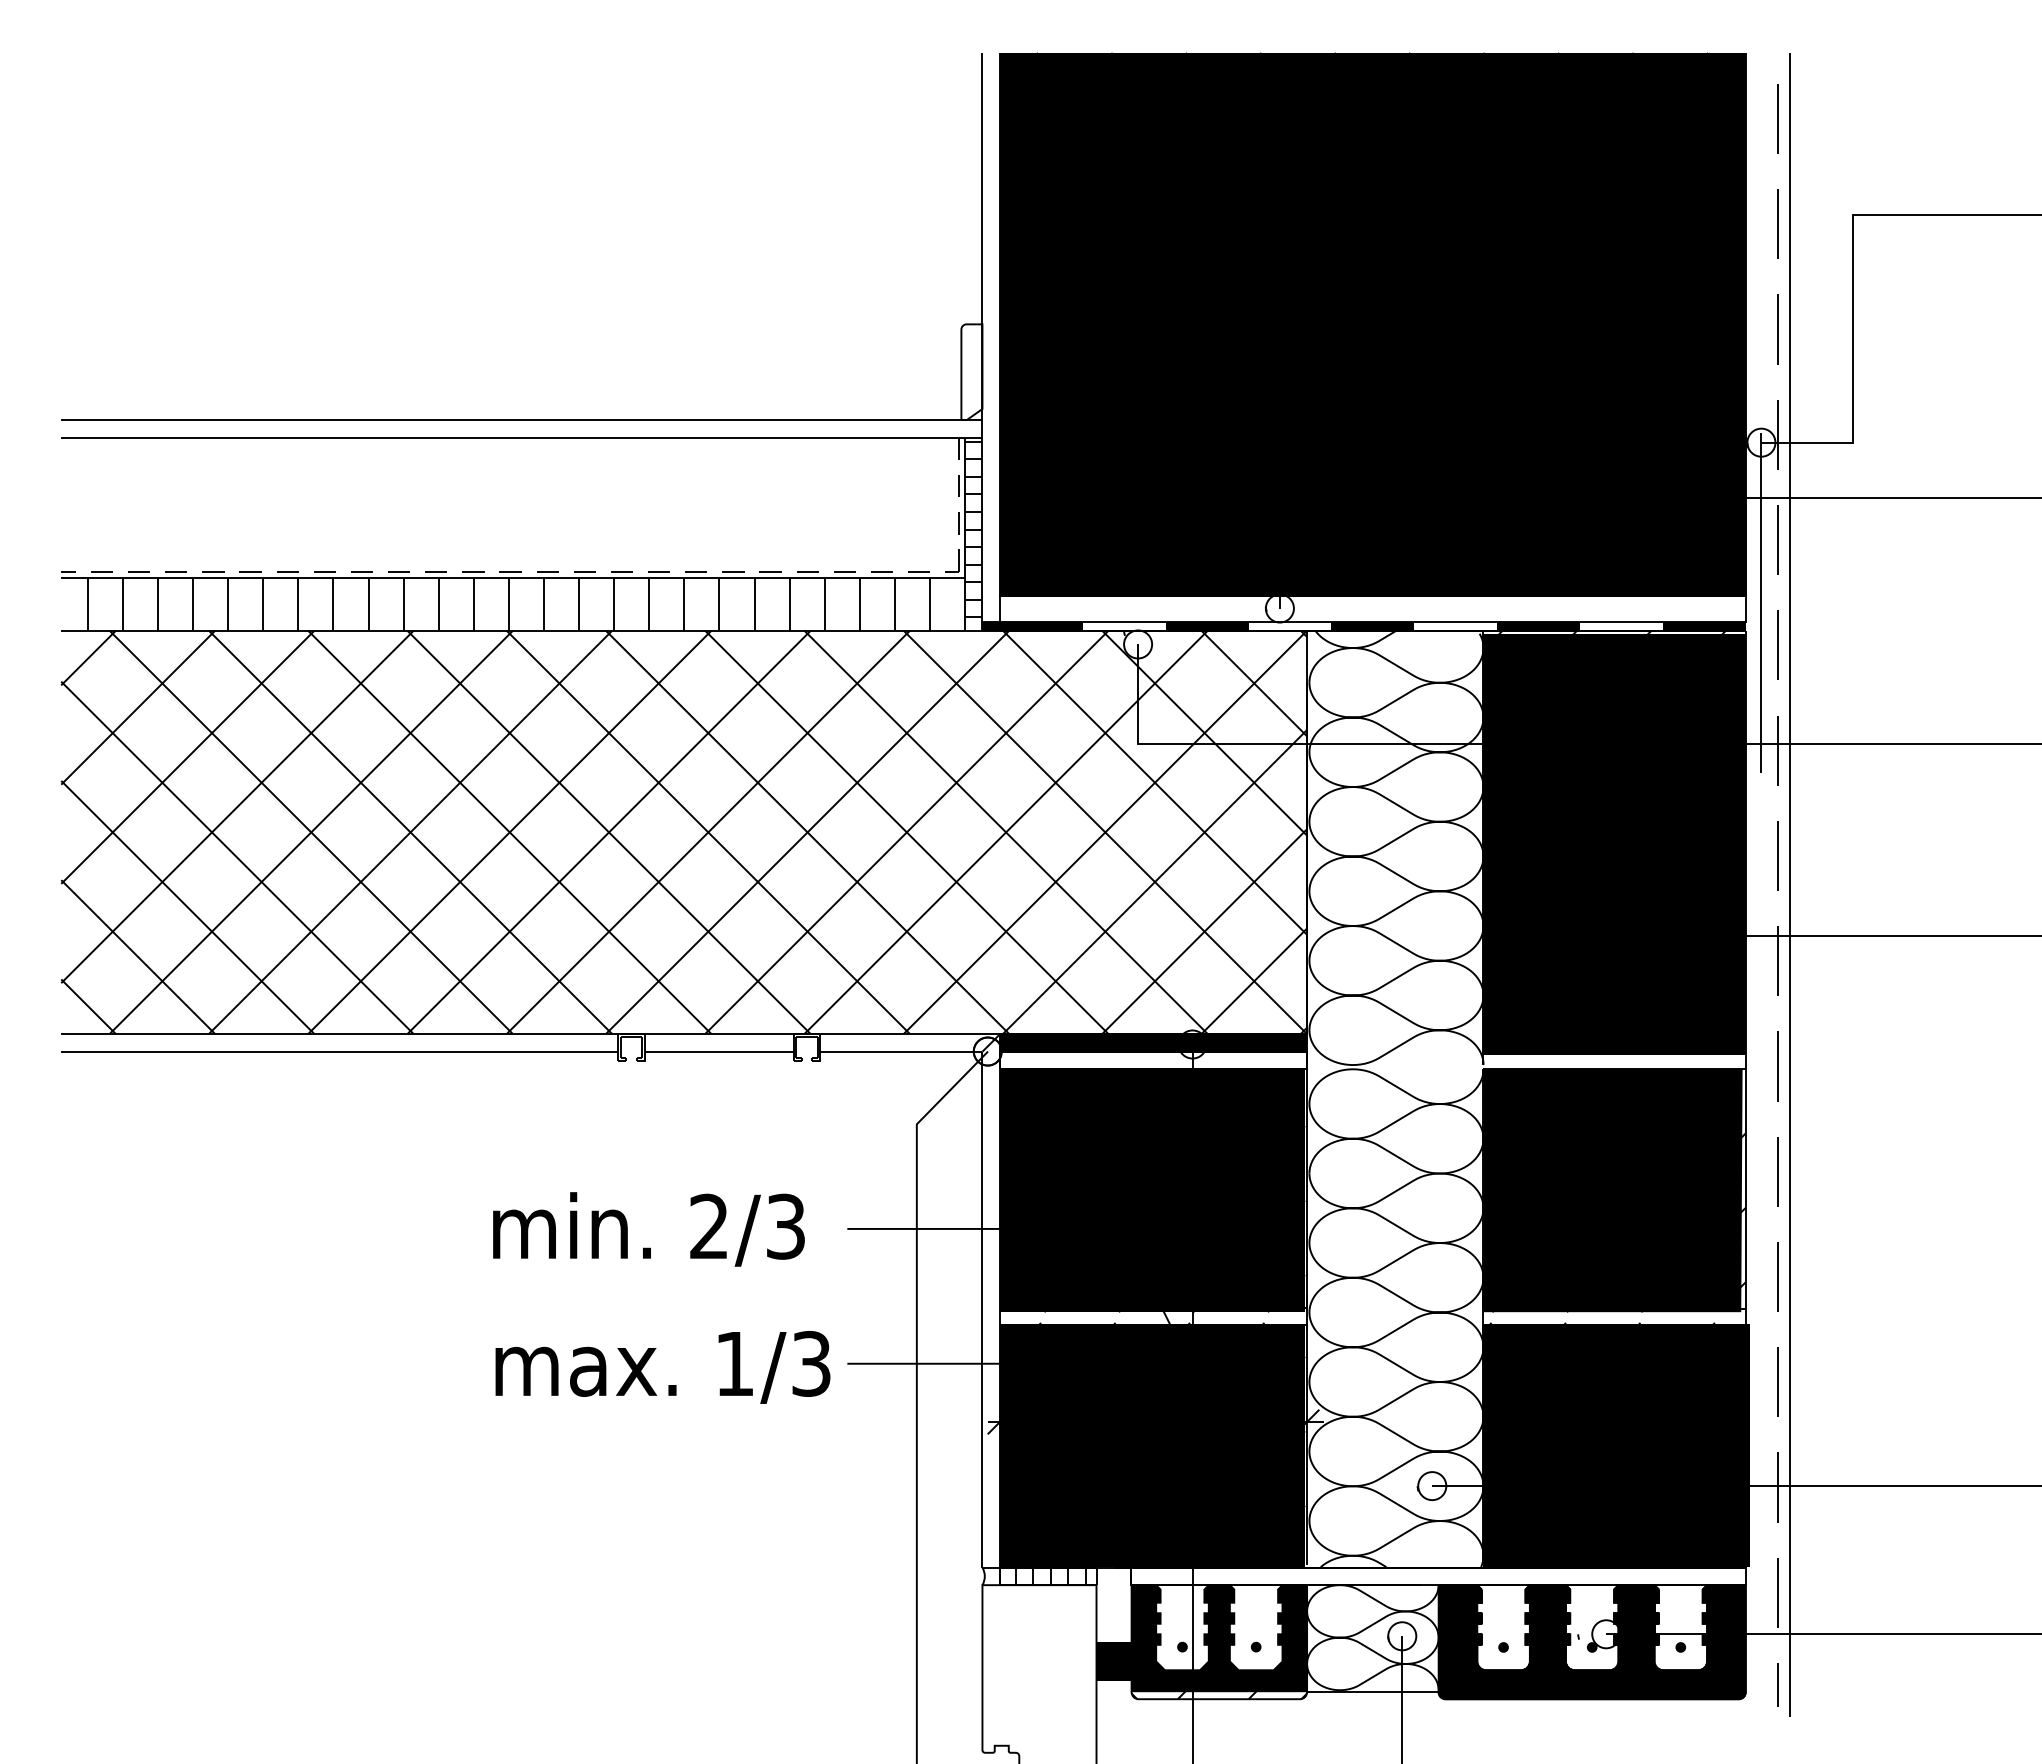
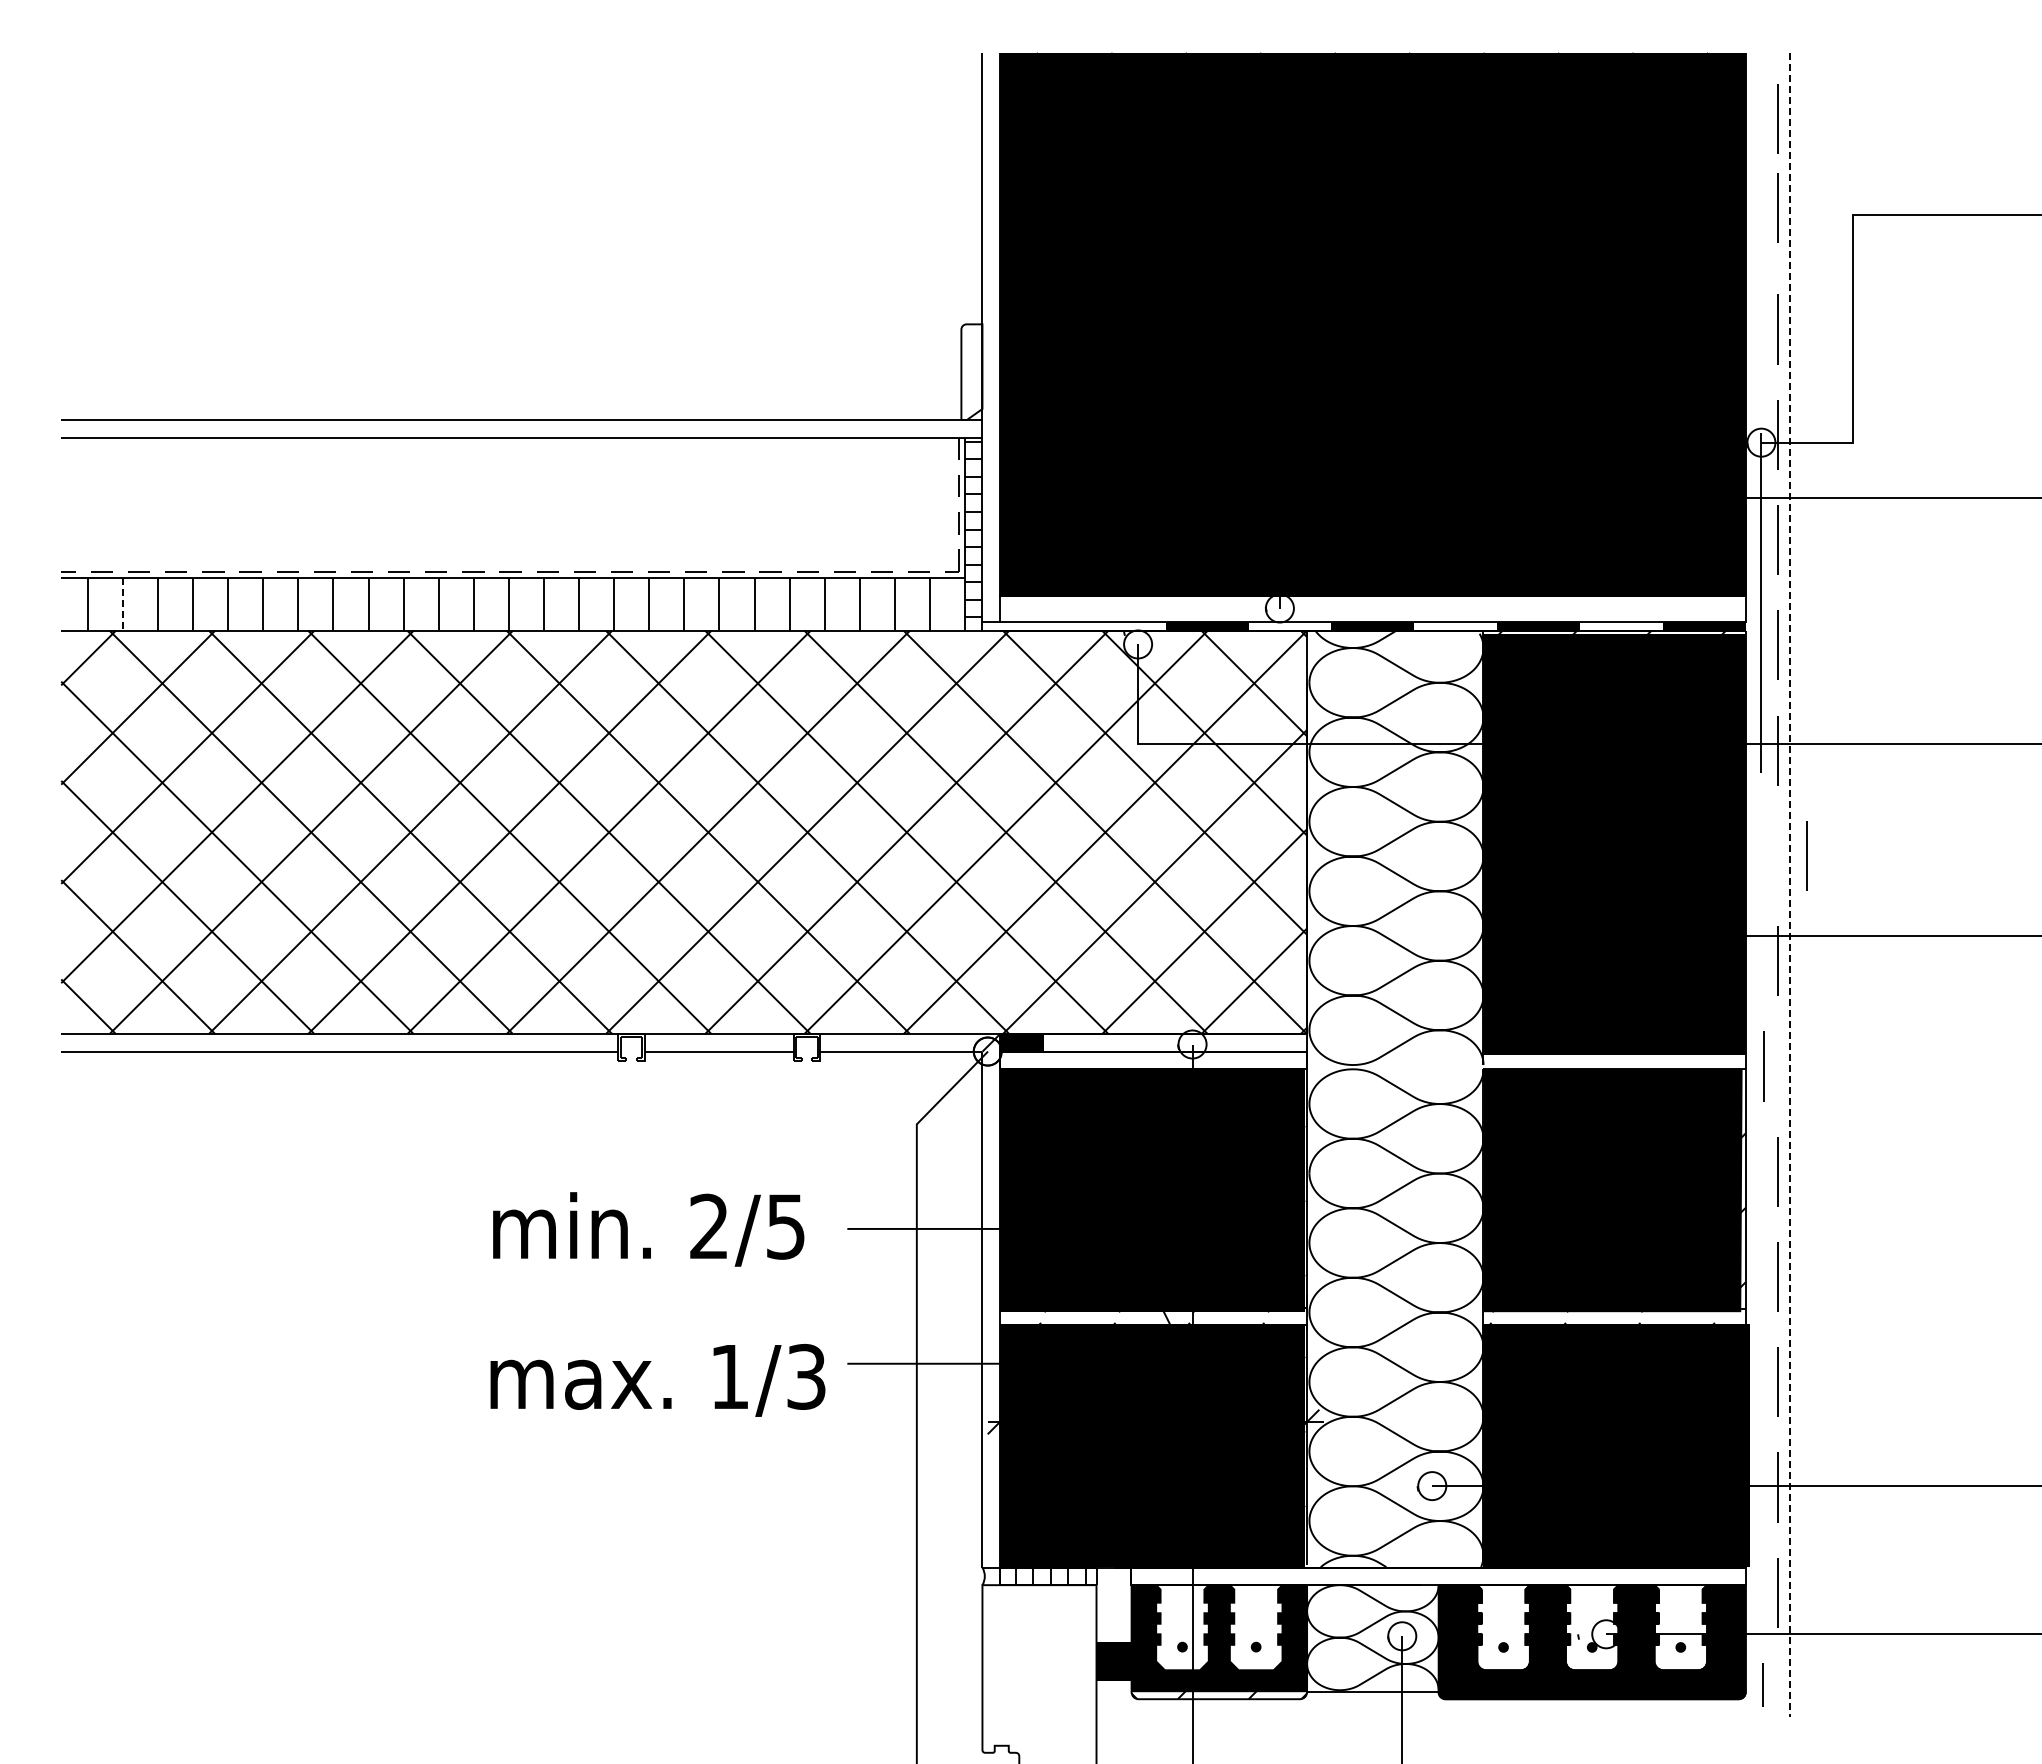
line position: (1777, 223) -> (1777, 207) (1777, 207)
line: solid -> dashed (122, 604)
fill: present -> none (1032, 625)
line position: (1777, 855) -> (1806, 855) (1806, 855)
line: solid -> dashed (1789, 885)
fill: present -> none (1175, 1042)
line position: (1777, 1066) -> (1763, 1066) (1763, 1066)
text: 2/3 -> 2/5 (785, 1226)
text position: (662, 1367) -> (657, 1380) (657, 1380)
line position: (1777, 1684) -> (1762, 1684) (1762, 1684)
